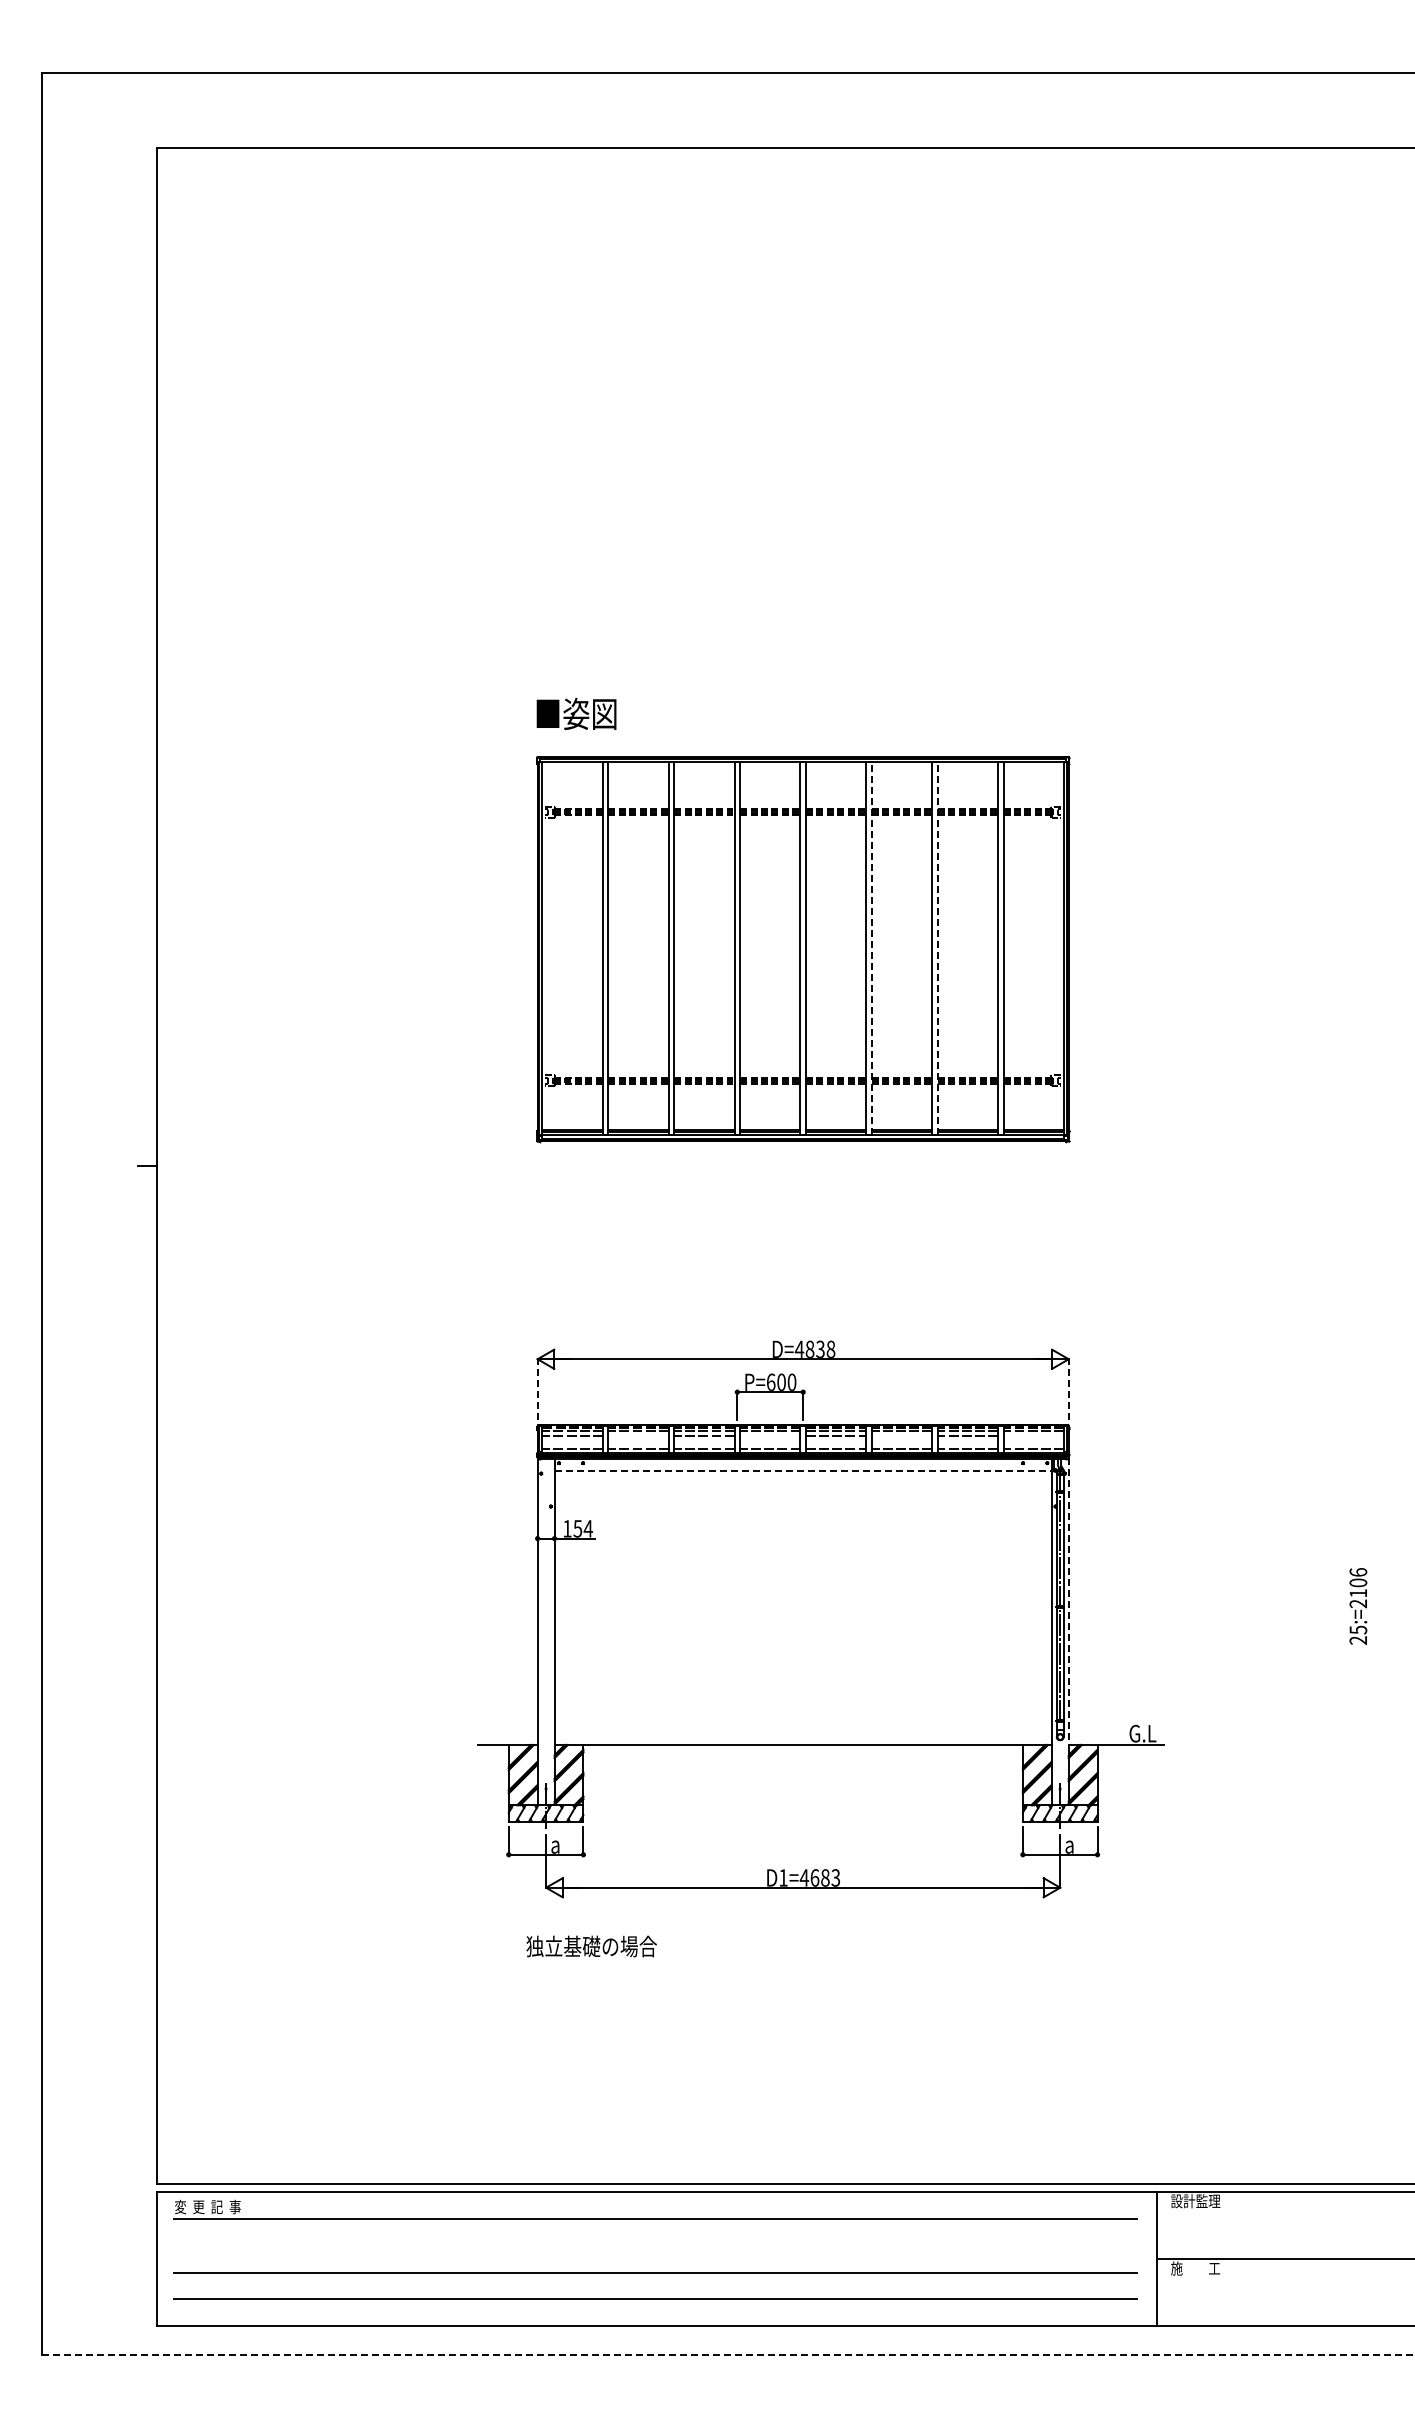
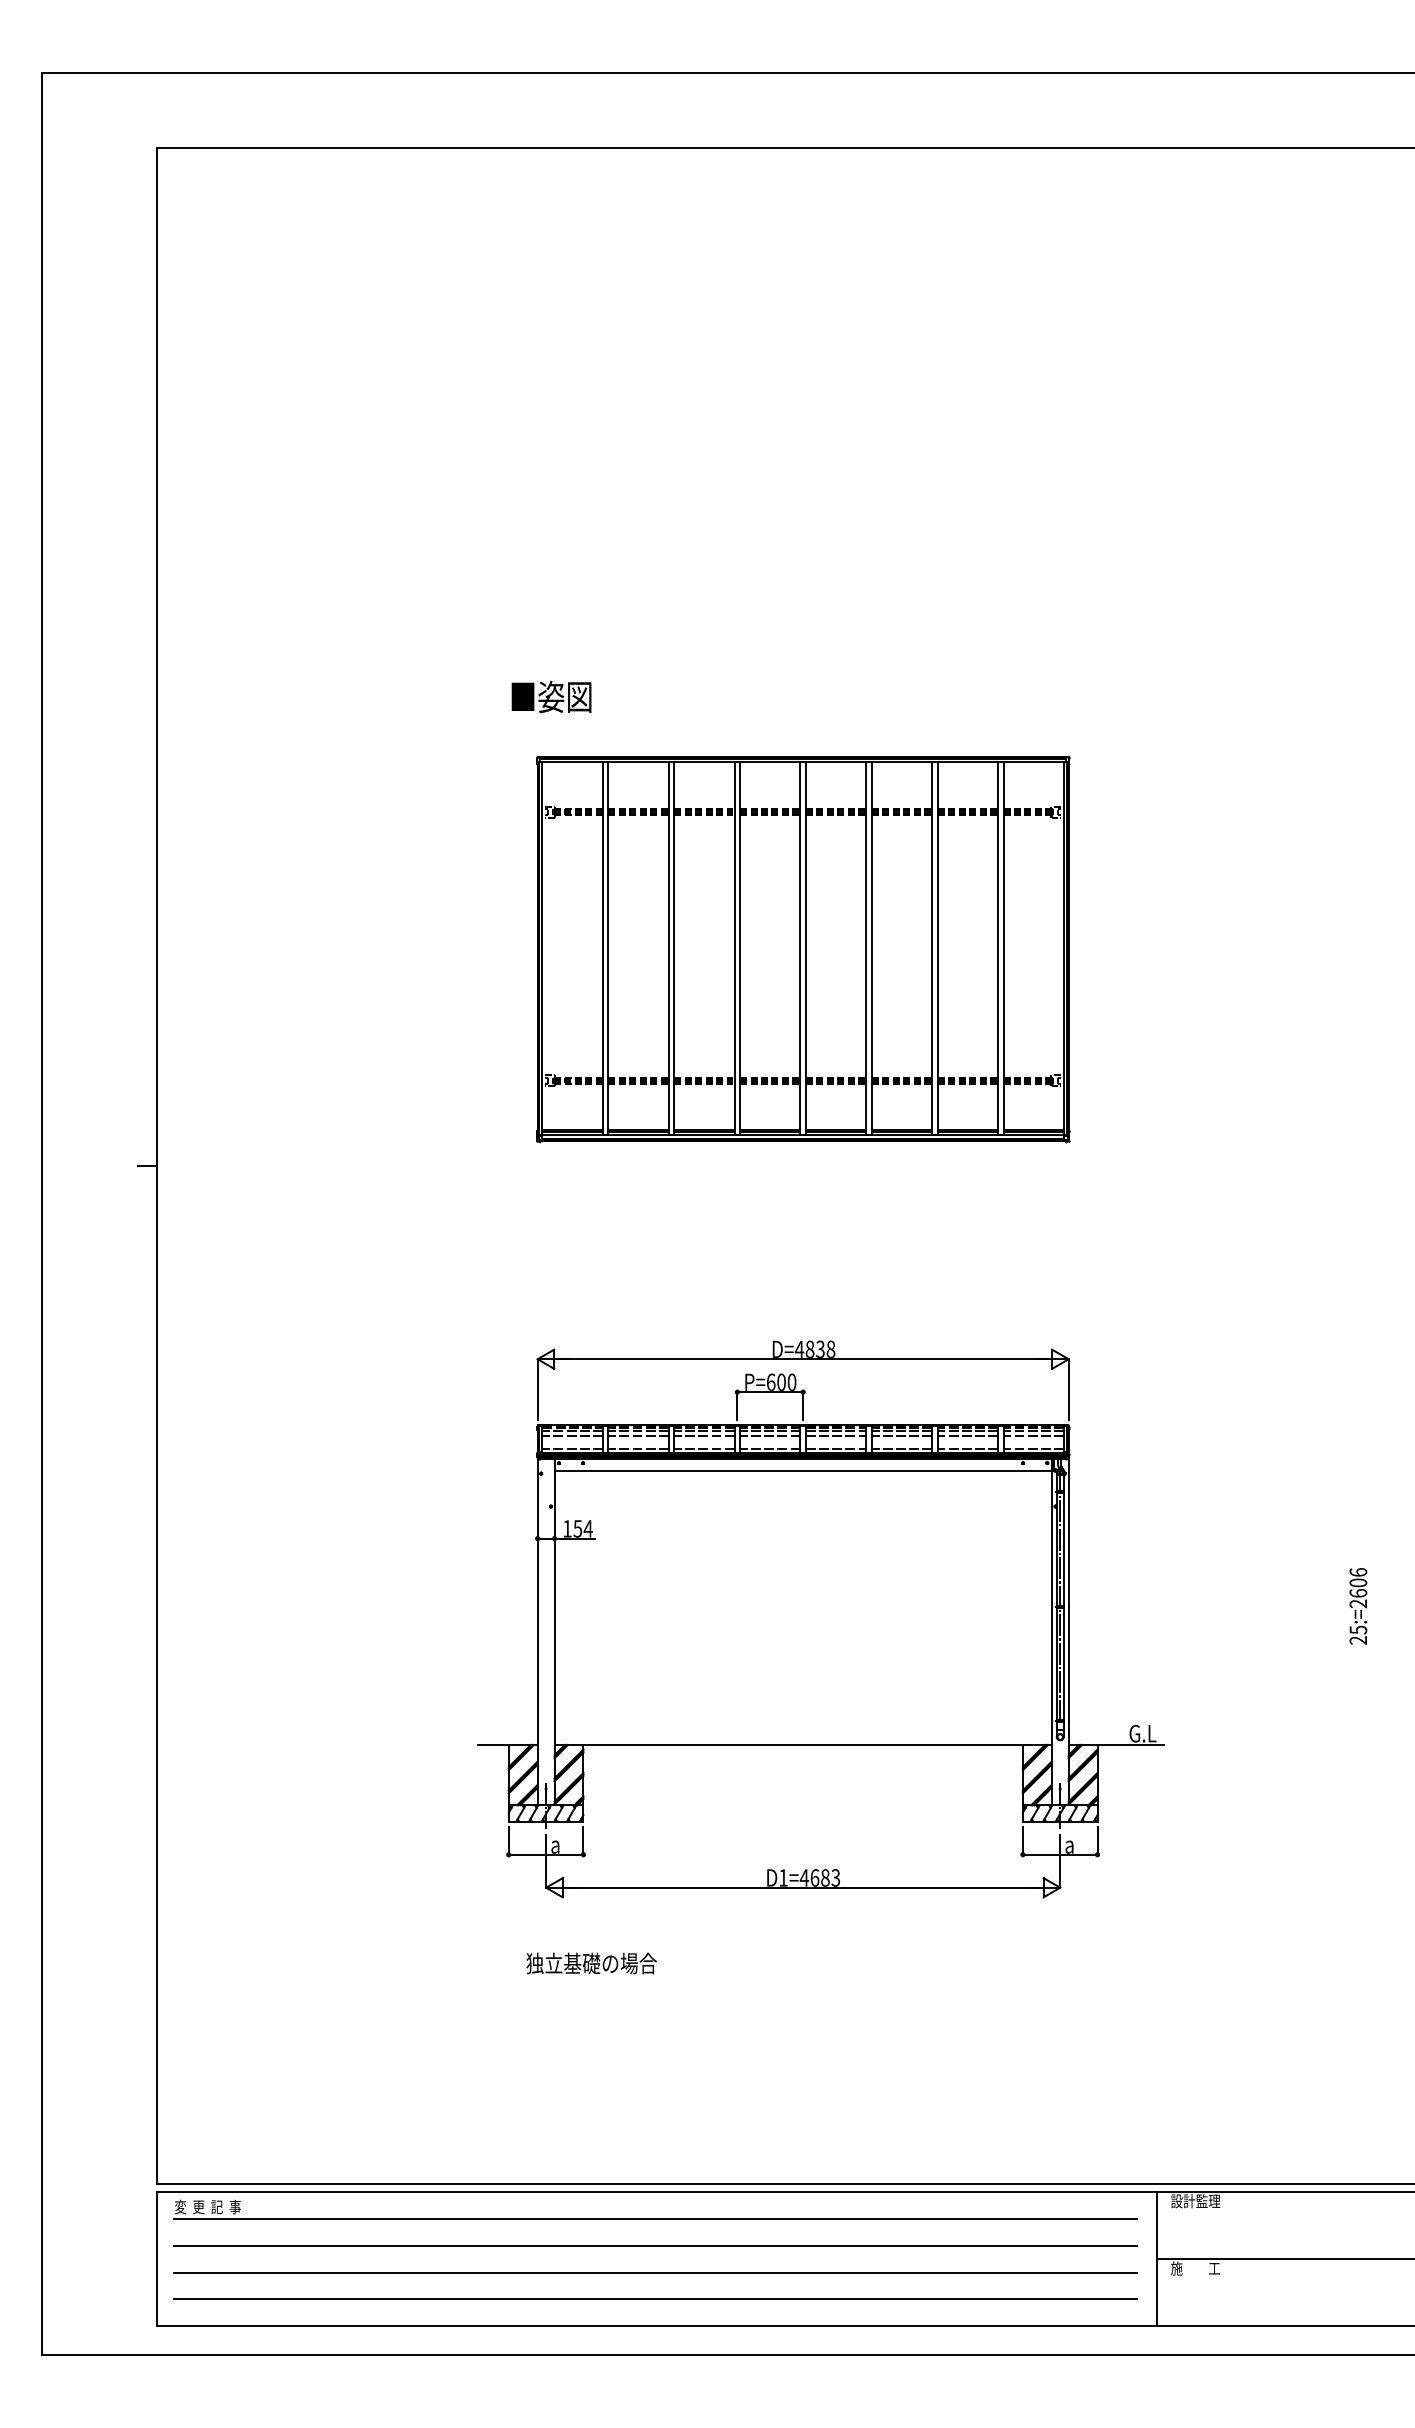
text position: (576, 713) -> (551, 696) (551, 696)
line: dashed -> solid (871, 947)
line: dashed -> solid (937, 947)
line: dashed -> solid (537, 1389)
line: dashed -> solid (1068, 1389)
line: none -> present (638, 1435)
line: none -> present (770, 1435)
line: none -> present (901, 1435)
line: none -> present (1033, 1435)
line: dashed -> solid (803, 1470)
text: 25:=2106 -> 25:=2606 (1358, 1593)
line: dashed -> solid (1068, 1601)
text position: (591, 1946) -> (591, 1963) (591, 1963)
line: none -> present (655, 2245)
line: dashed -> solid (729, 2355)
